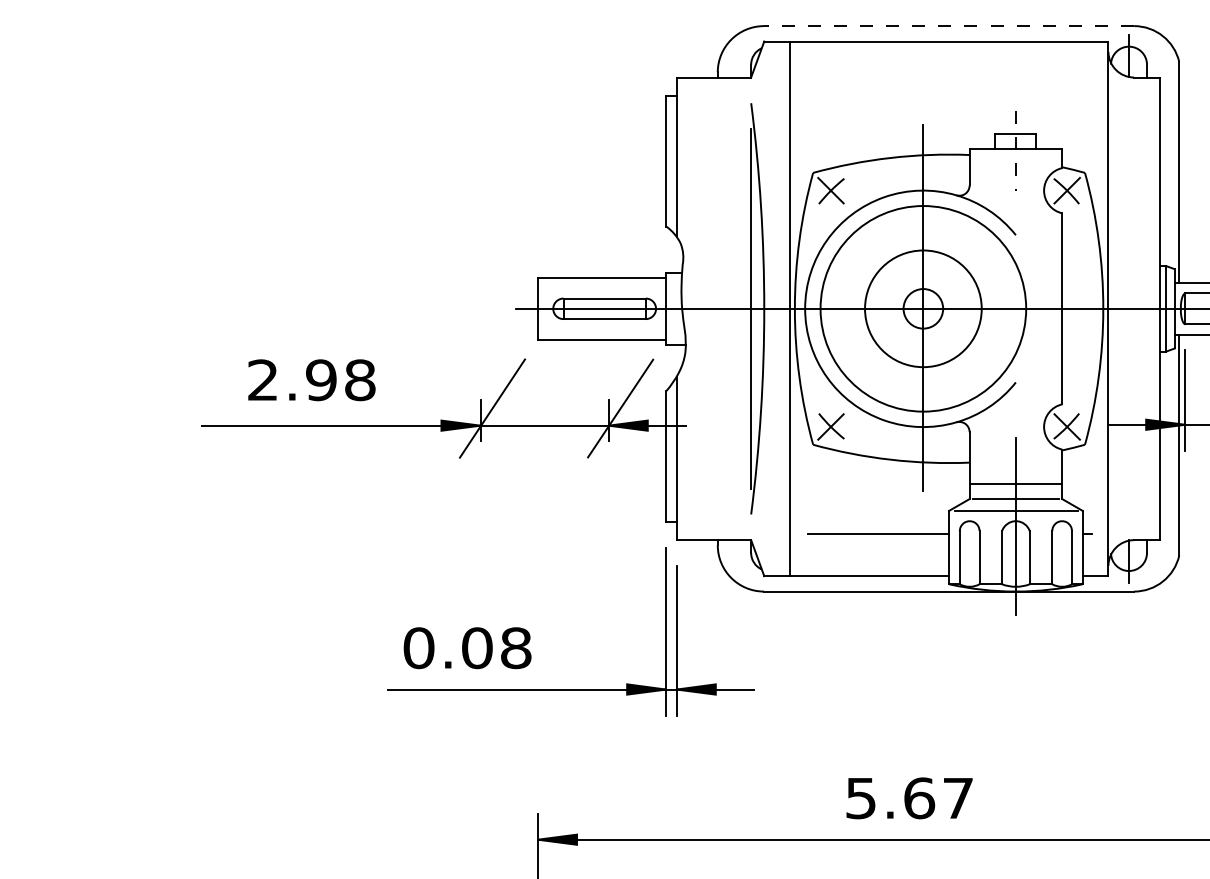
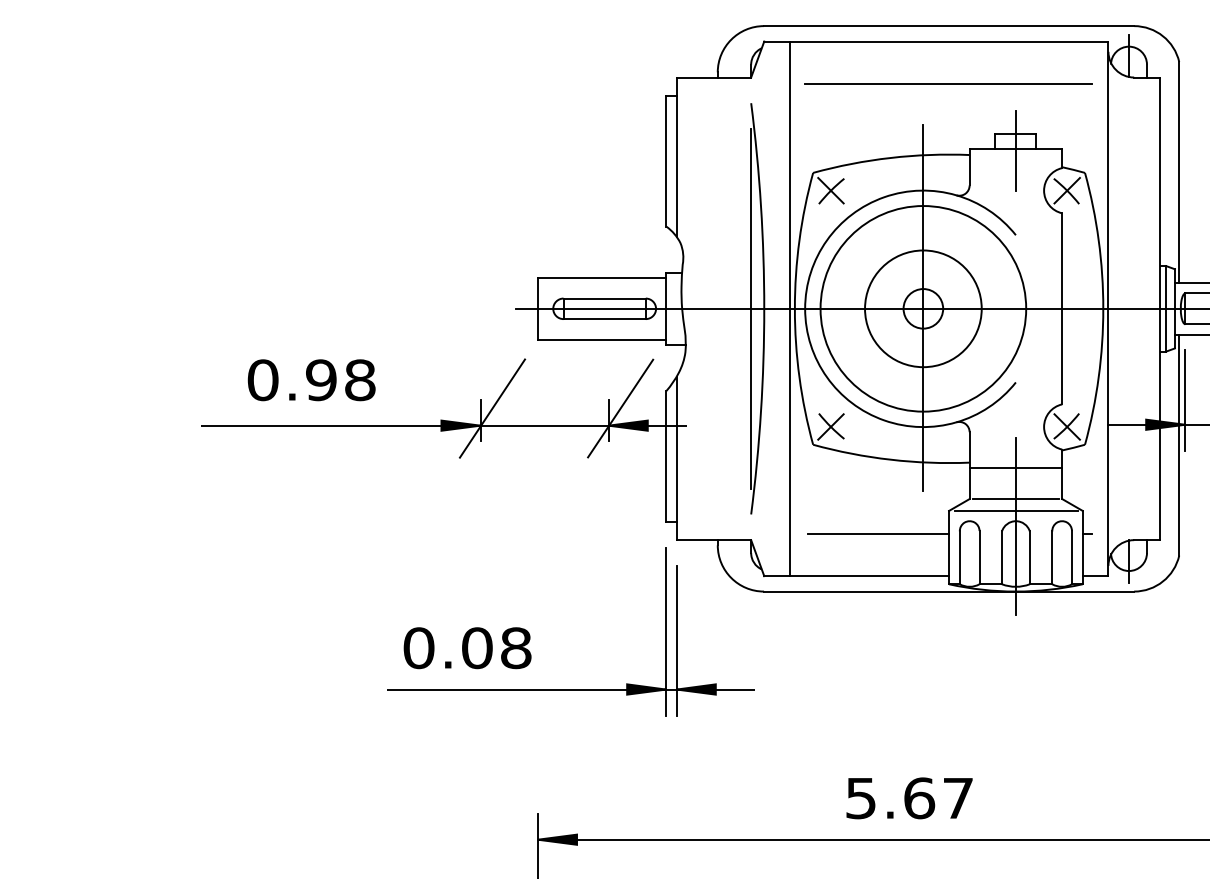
line: dashed -> solid (948, 26)
line: none -> present (948, 83)
line: dashed -> solid (1015, 151)
text: 2.98 -> 0.98 (262, 380)
line position: (1015, 484) -> (1015, 468) (1015, 468)
